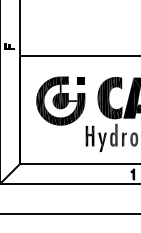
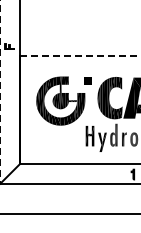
line: solid -> dashed (80, 55)
part position: (80, 80) -> (87, 80) (87, 80)
line: solid -> dashed (0, 92)
